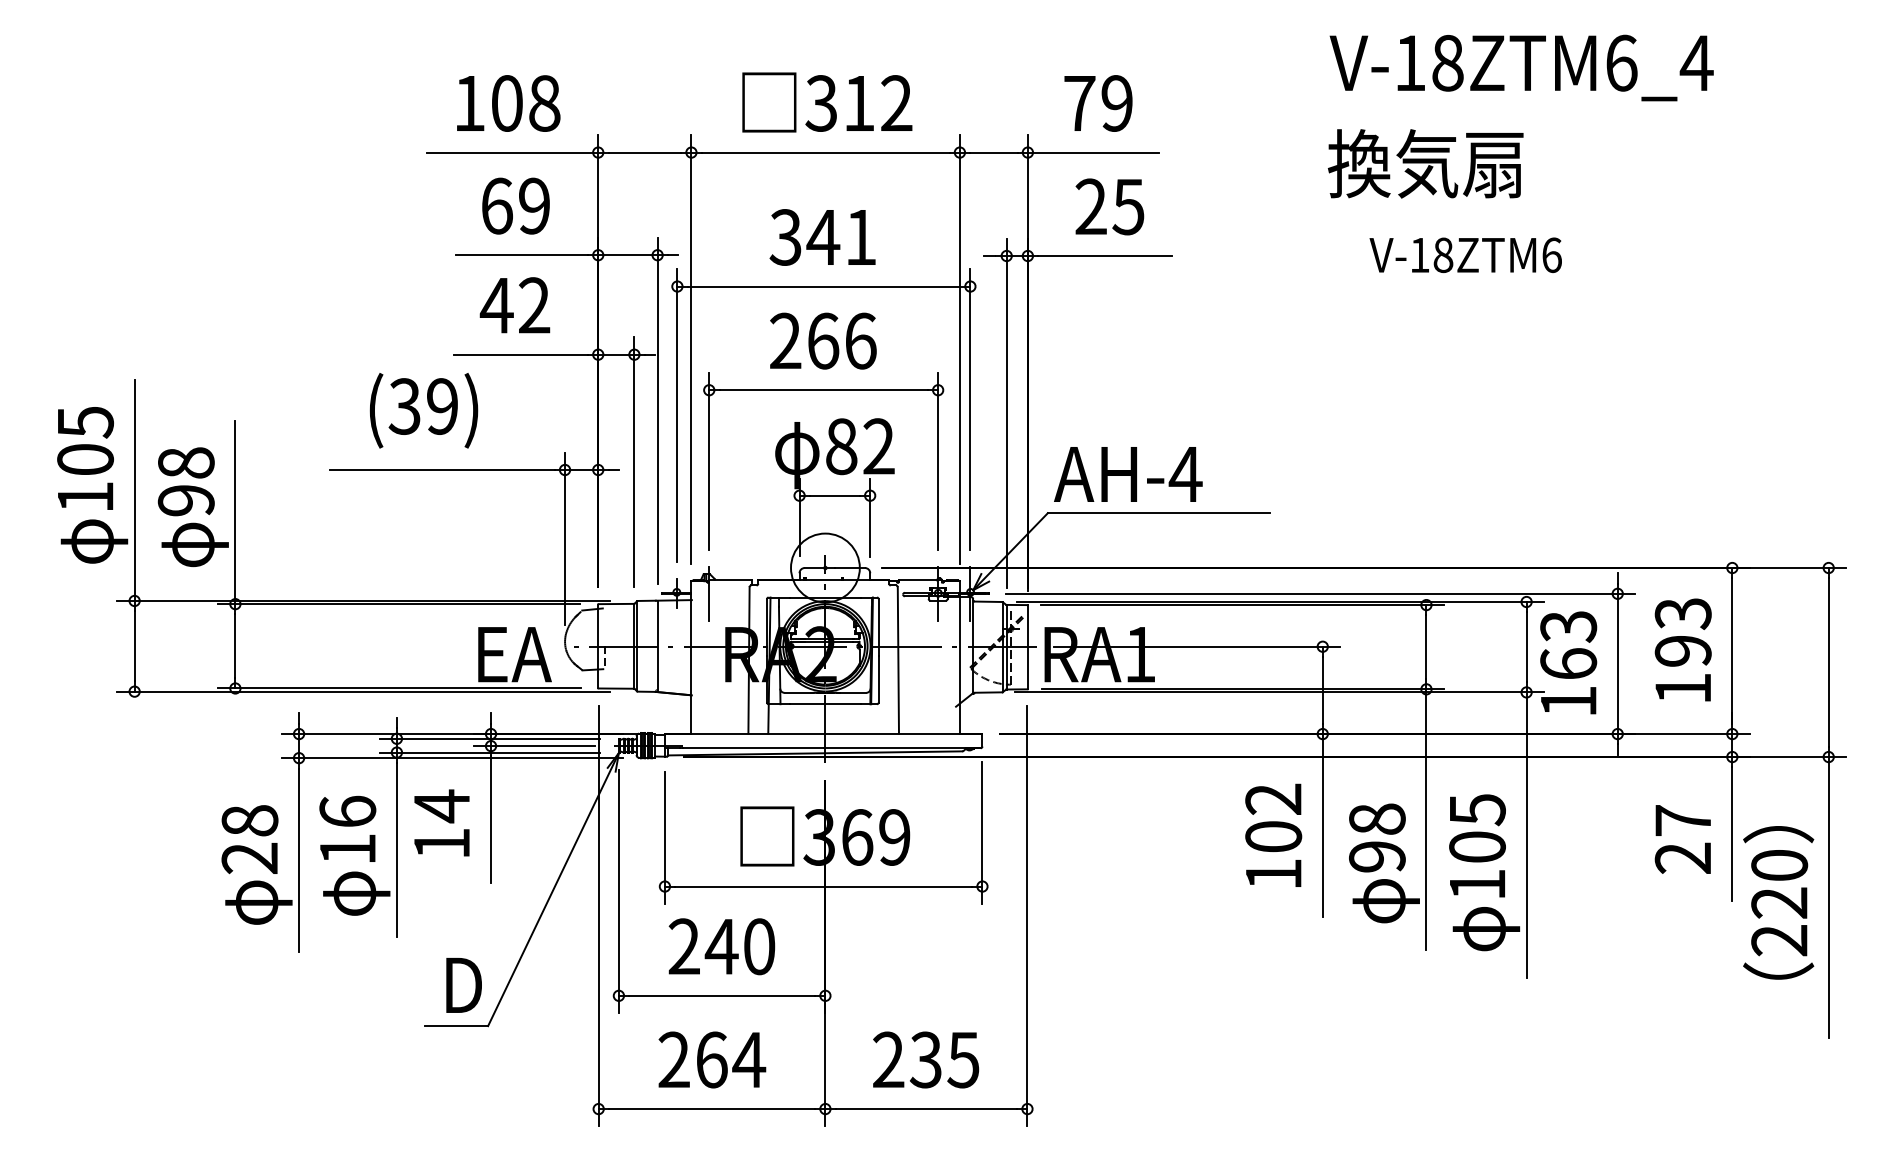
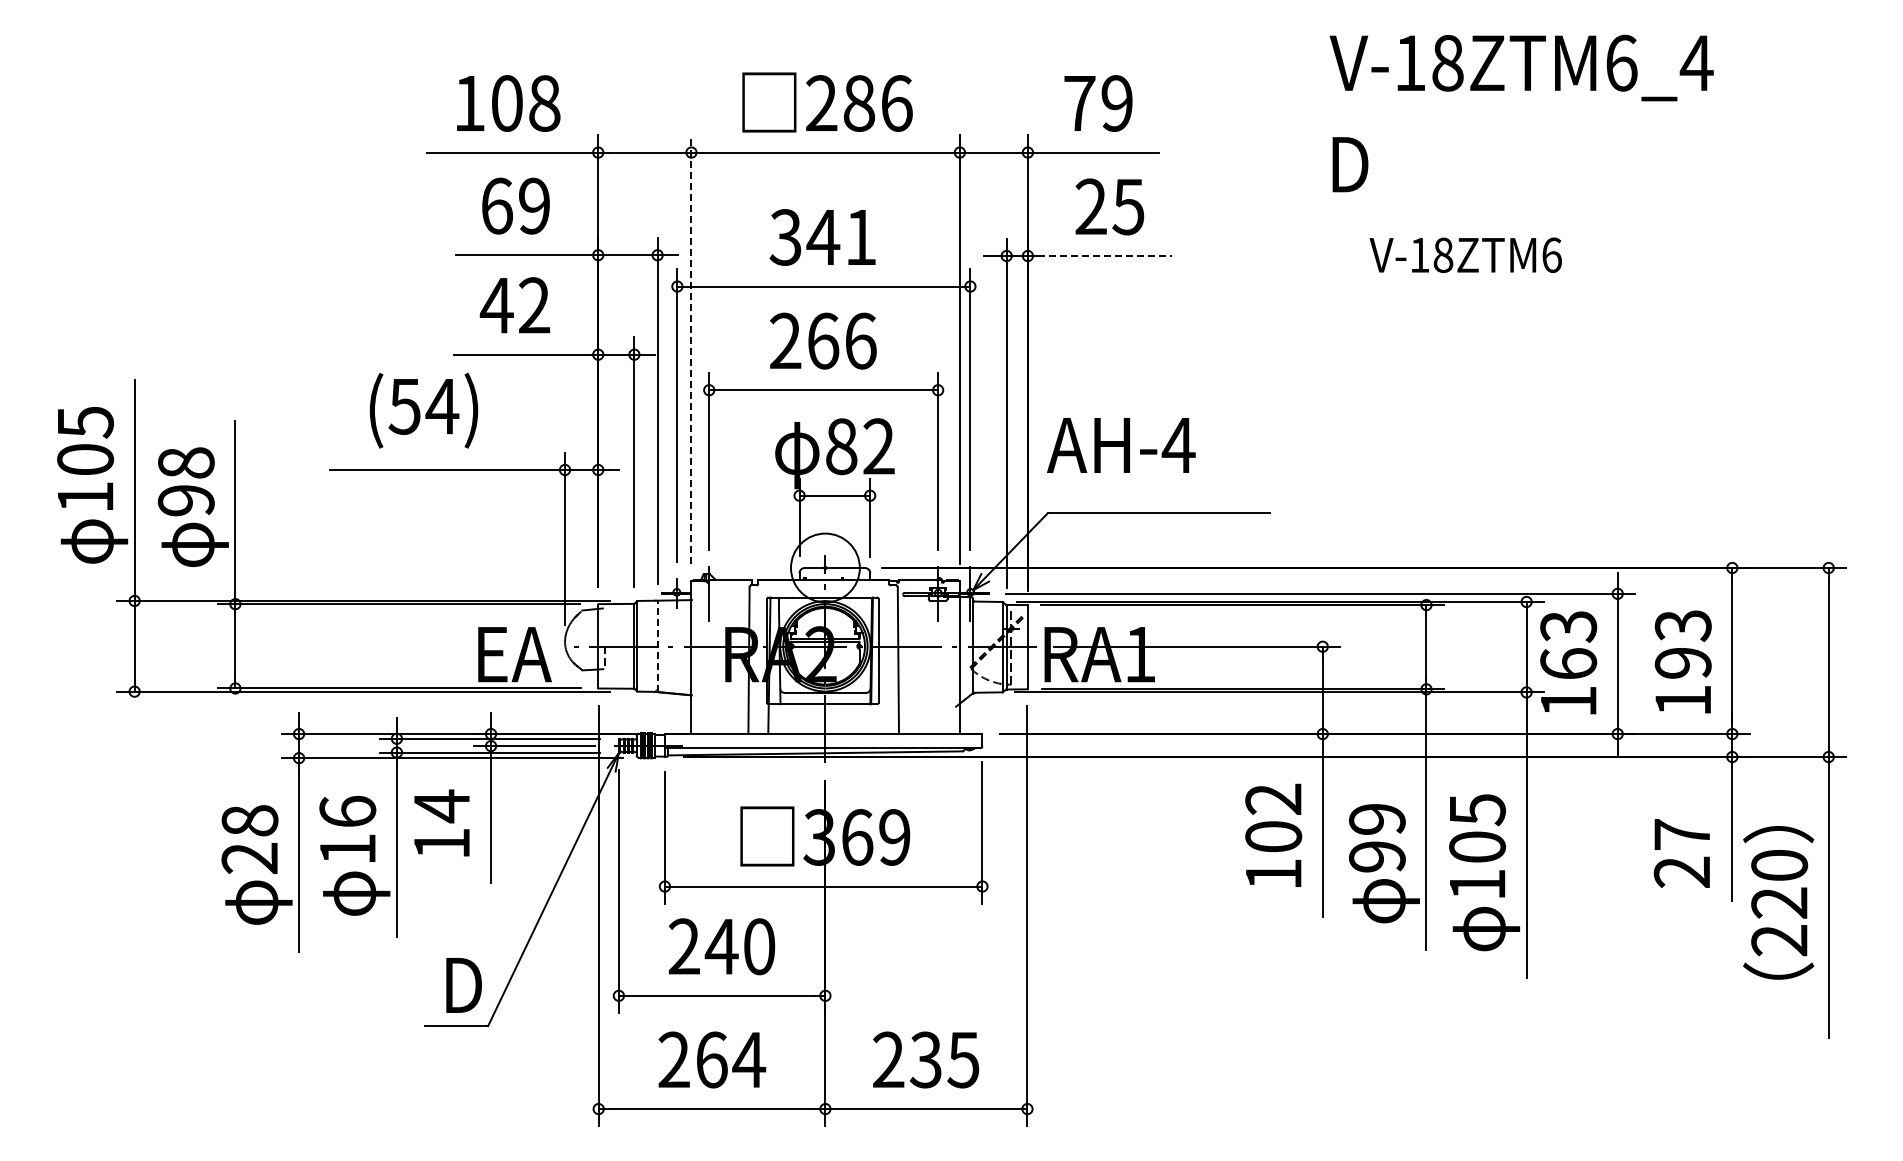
text: 312 -> 286 (858, 103)
text: 換気扇 -> D (1425, 163)
line: solid -> dashed (1105, 256)
line: solid -> dashed (691, 349)
text: (39) -> (54) (423, 406)
text position: (1128, 474) -> (1121, 445) (1121, 445)
line: solid -> dashed (657, 646)
text position: (1682, 649) -> (1682, 661) (1682, 661)
text: 98 -> 99 (1377, 818)
text position: (1682, 839) -> (1681, 853) (1681, 853)
